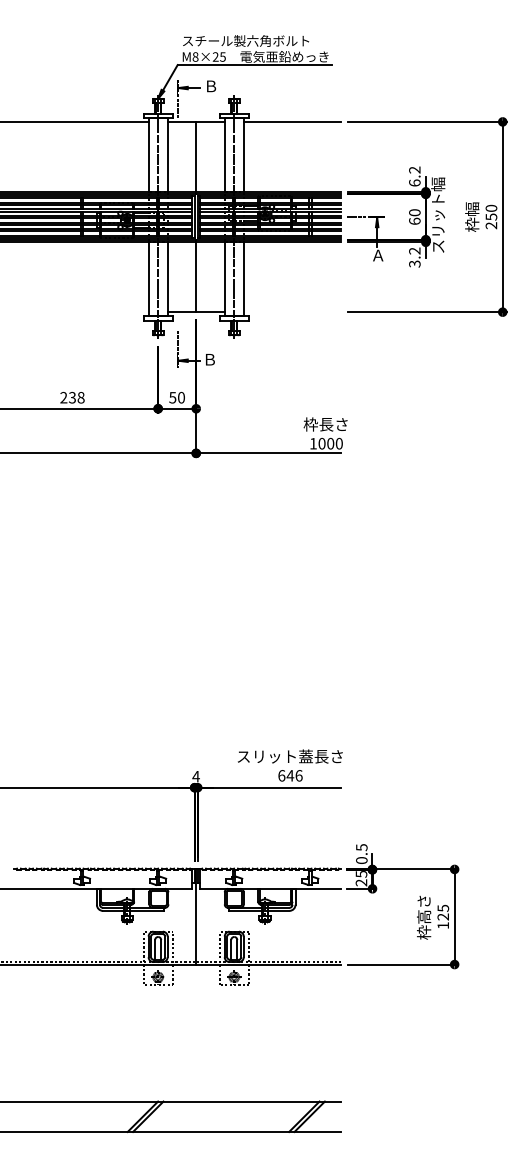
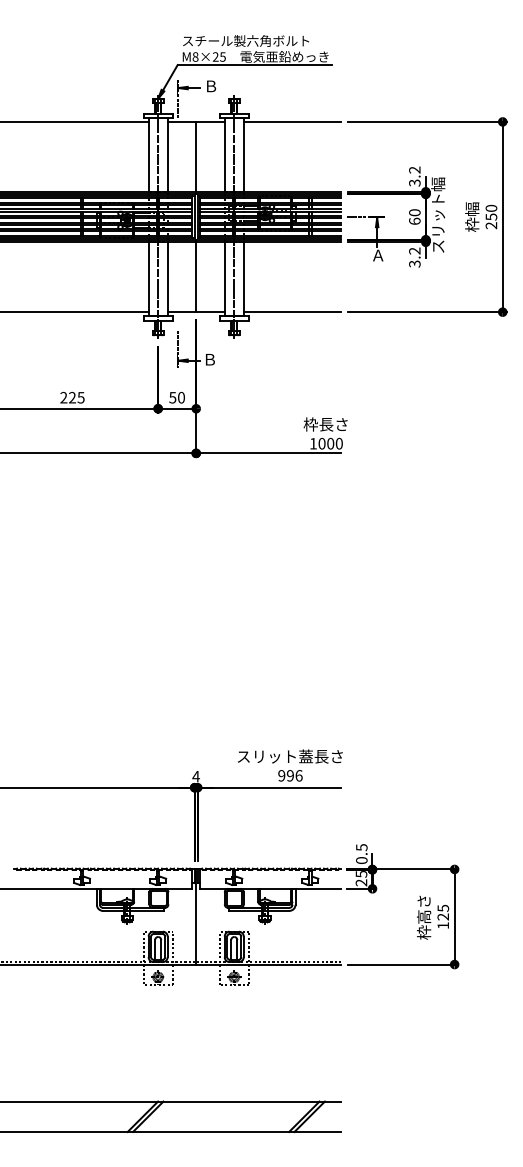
text: 6.2 -> 3.2 (414, 182)
line: none -> present (75, 312)
line: none -> present (291, 312)
text: 238 -> 225 (76, 397)
text: 646 -> 996 (286, 775)
